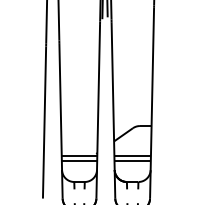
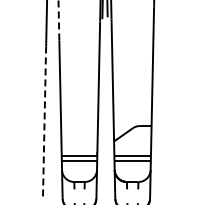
line: solid -> dashed (58, 20)
line: solid -> dashed (44, 123)
